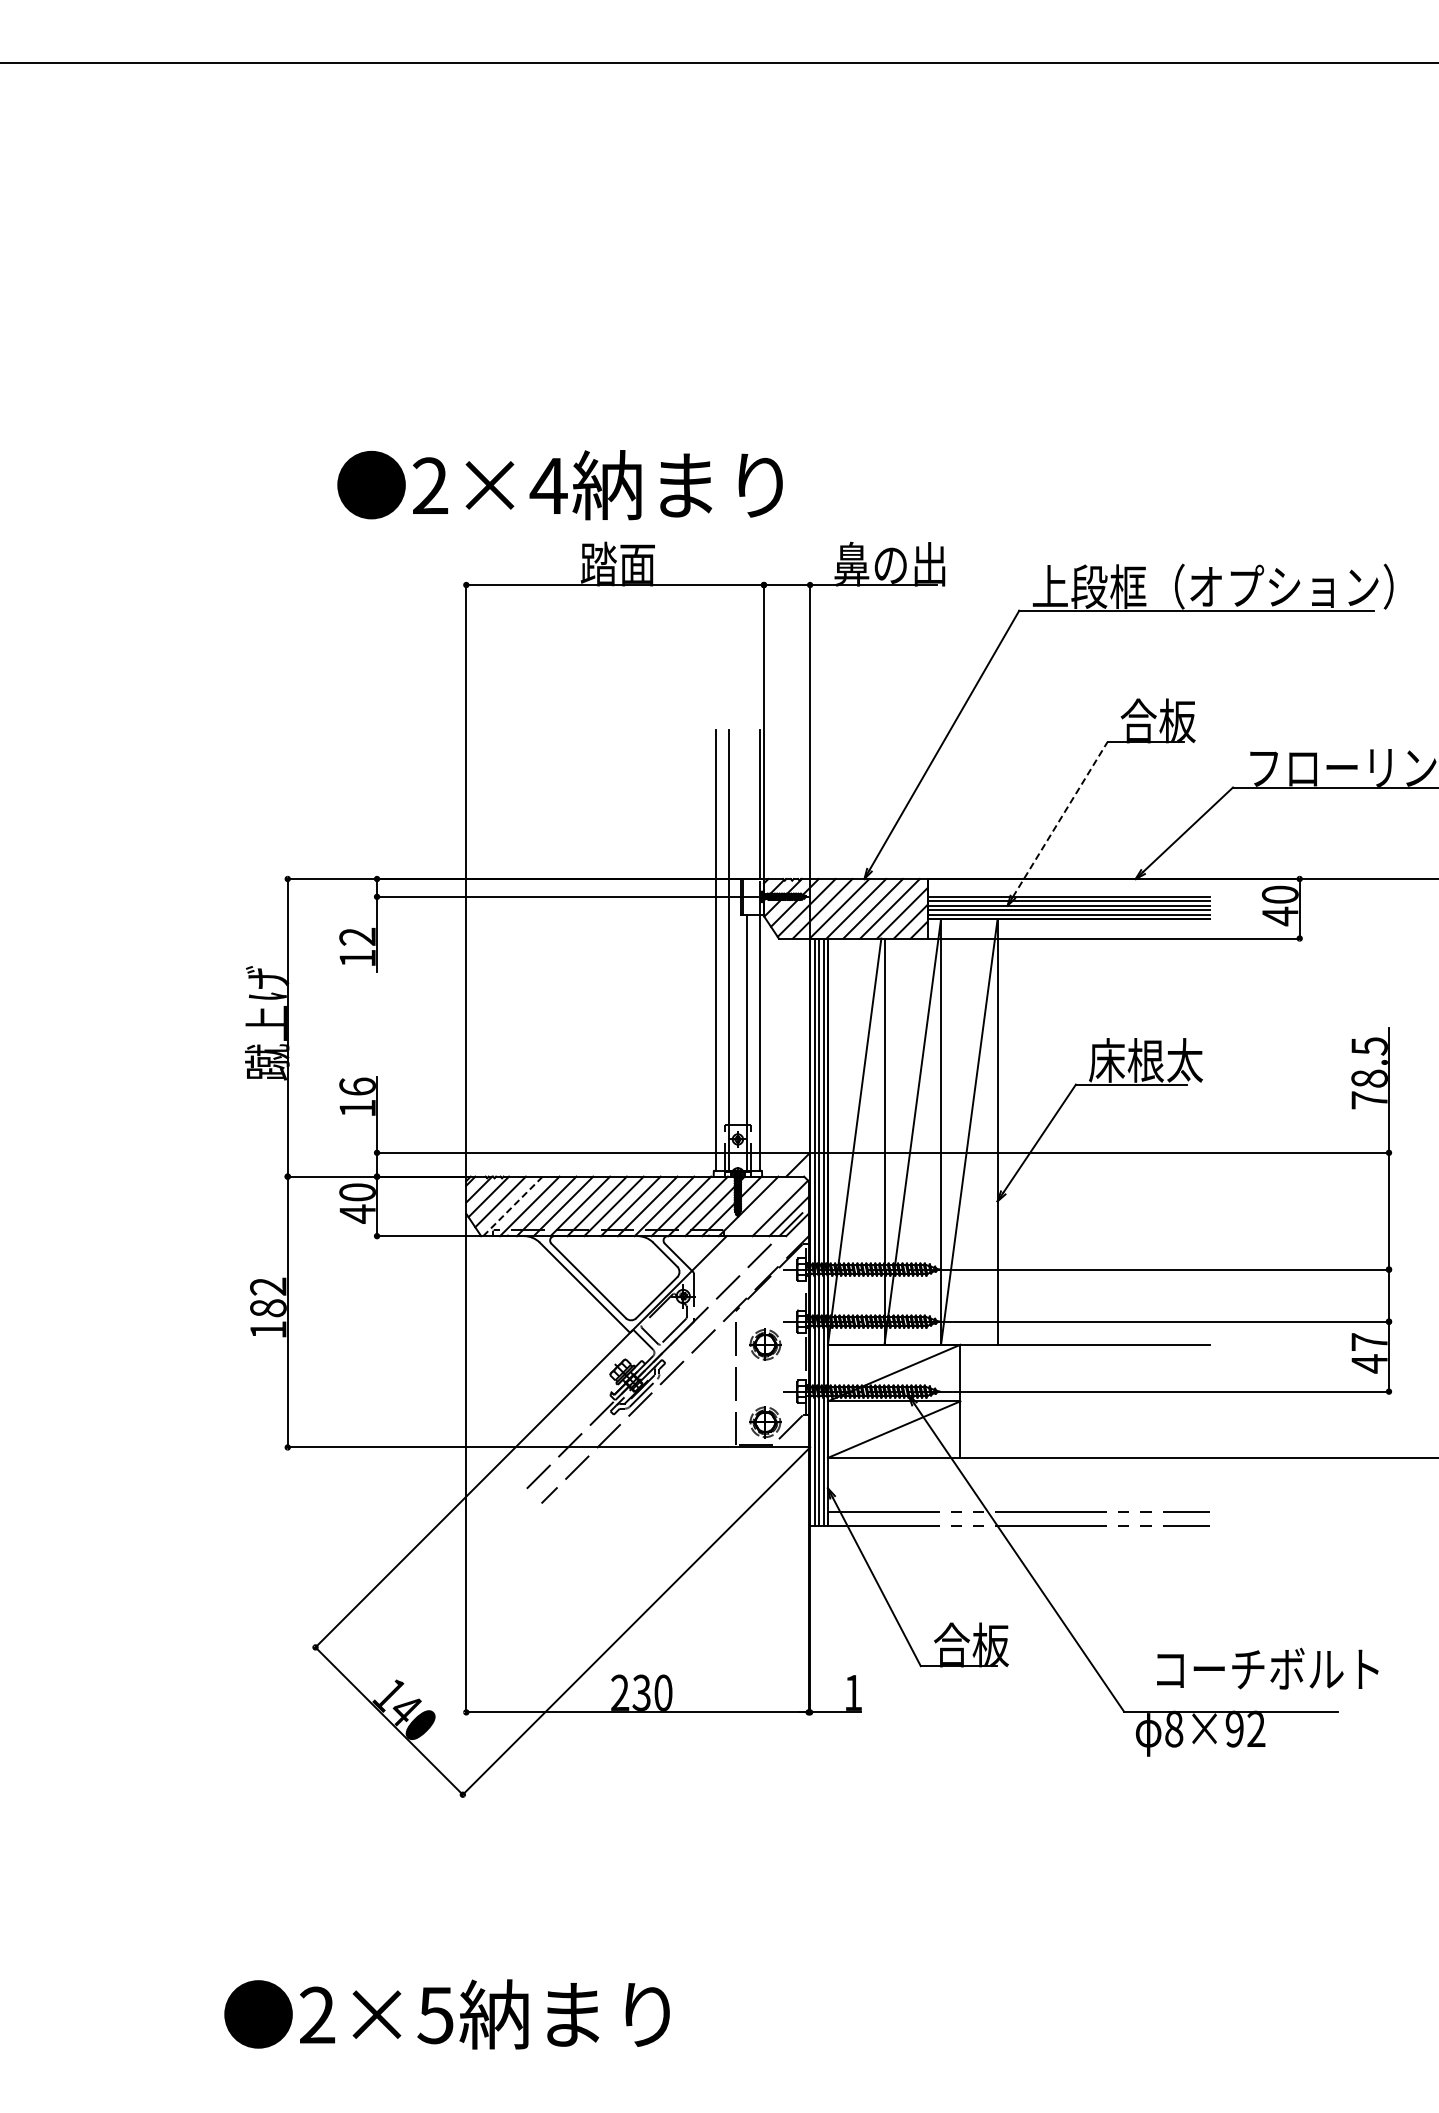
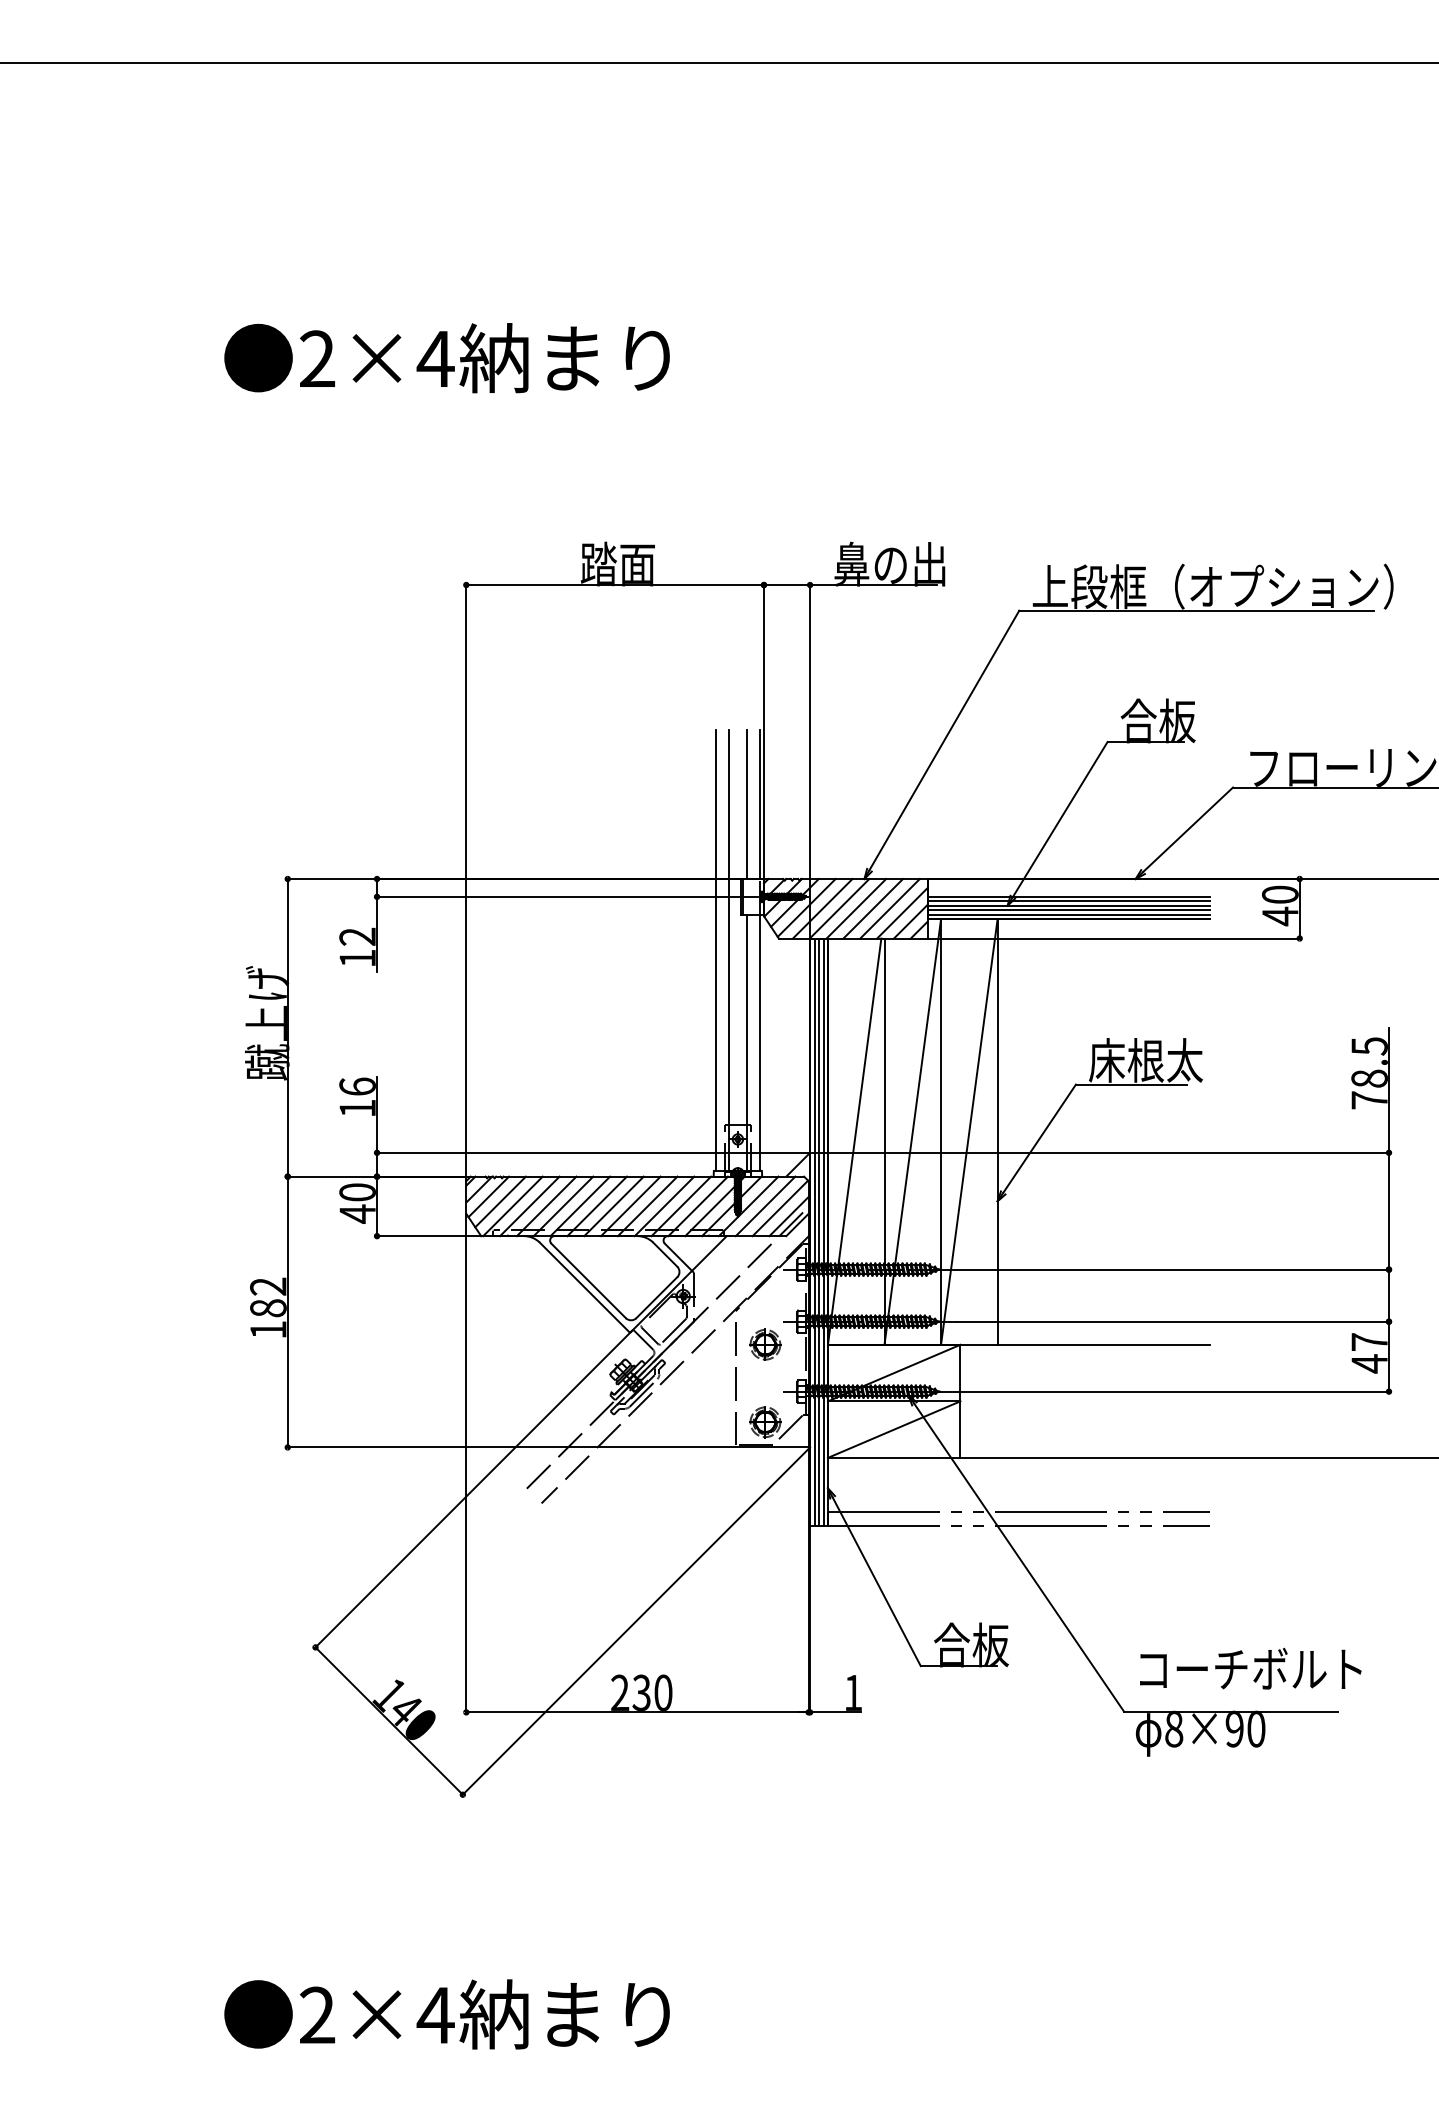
text position: (559, 485) -> (446, 358) (446, 358)
line: none -> present (746, 804)
line: dashed -> solid (1060, 819)
line: dashed -> solid (513, 1206)
line: none -> present (765, 1206)
text position: (1267, 1668) -> (1250, 1668) (1250, 1668)
text: 8×92 -> 8×90 (1256, 1728)
text: 2×5 -> 2×4 (435, 2015)
